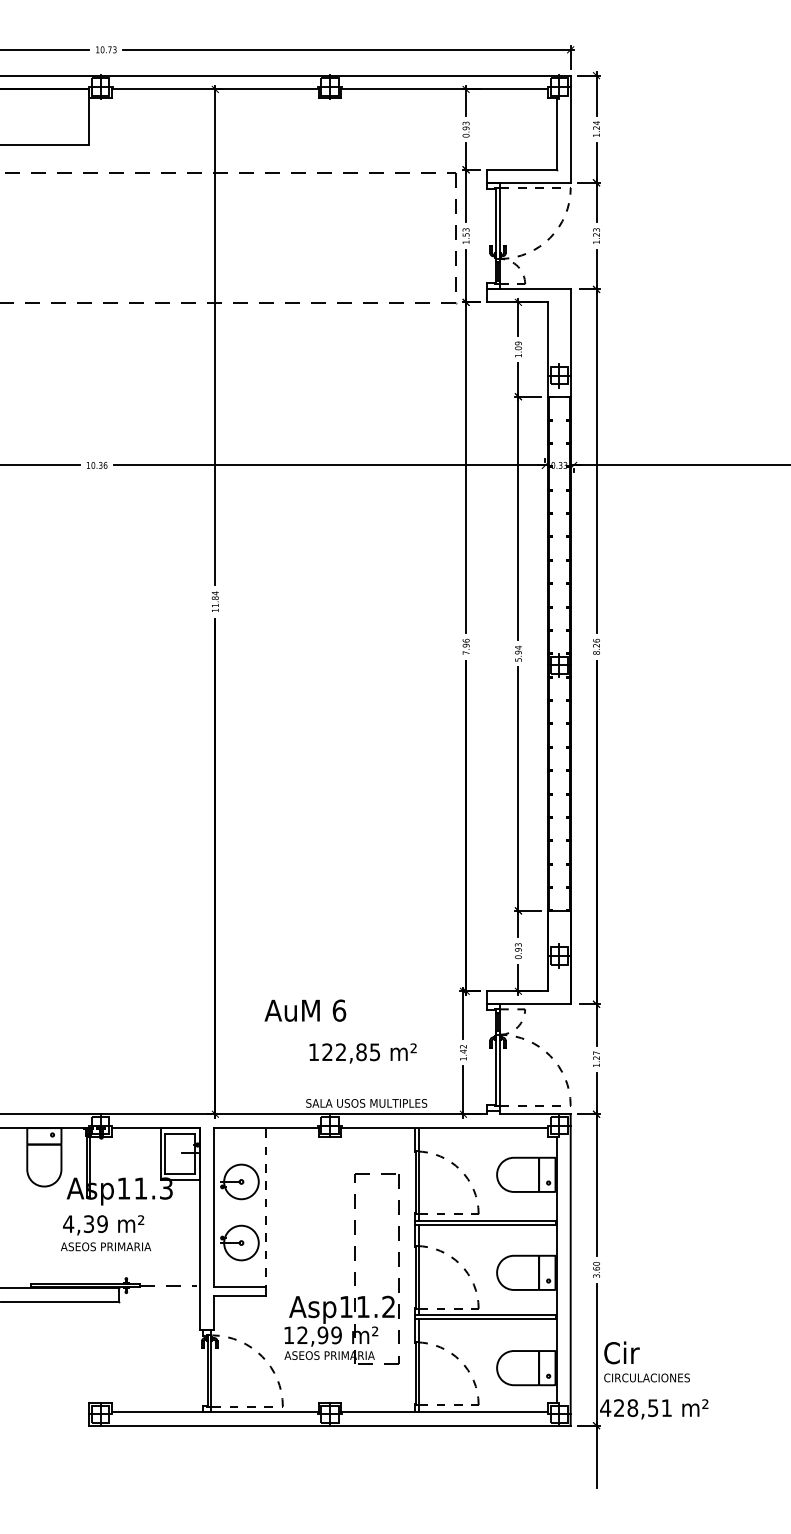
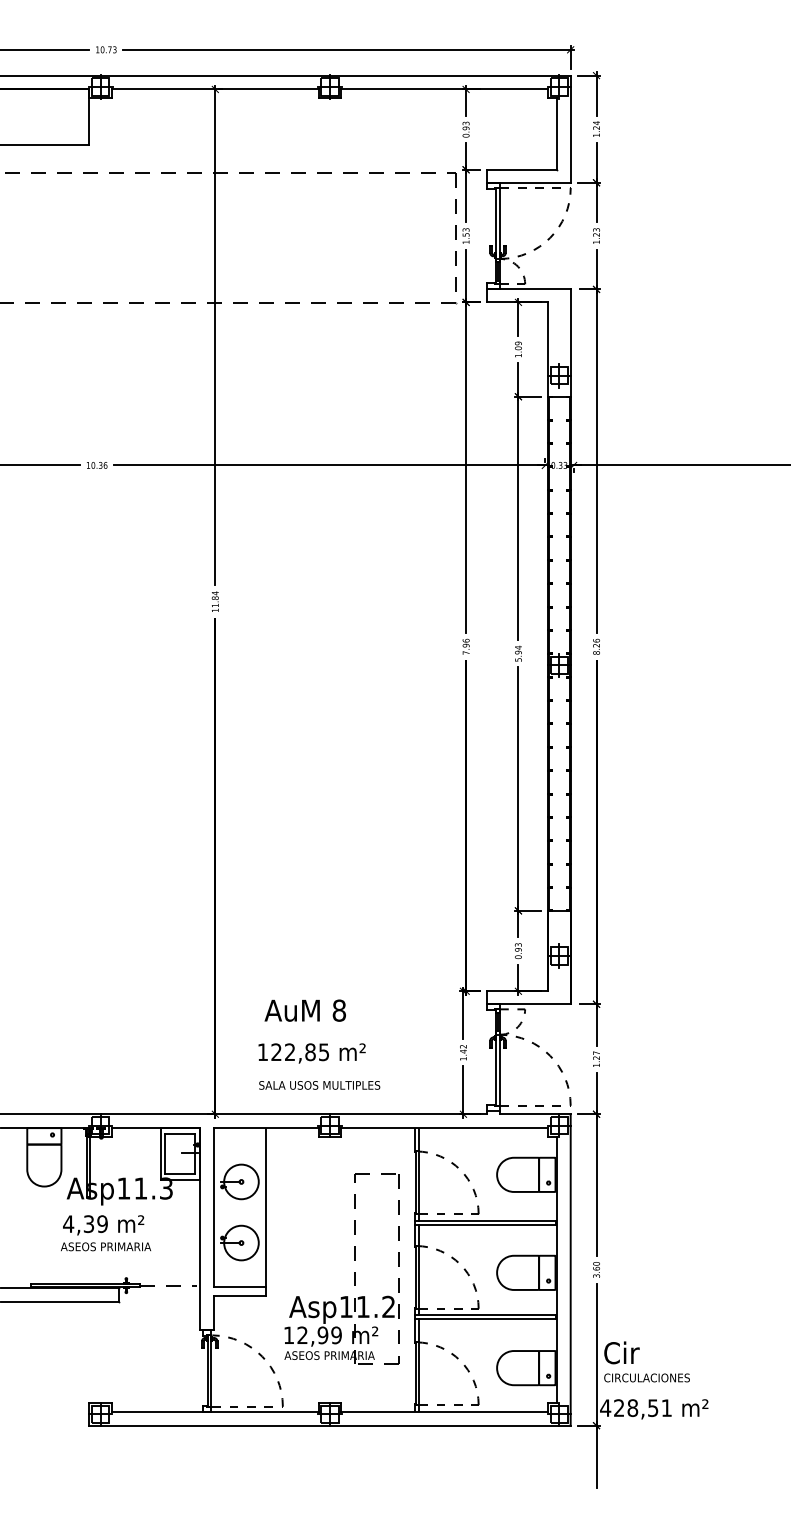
text: 6 -> 8 (339, 1010)
text position: (362, 1053) -> (311, 1053) (311, 1053)
text position: (366, 1103) -> (319, 1085) (319, 1085)
line: dashed -> solid (266, 1208)
